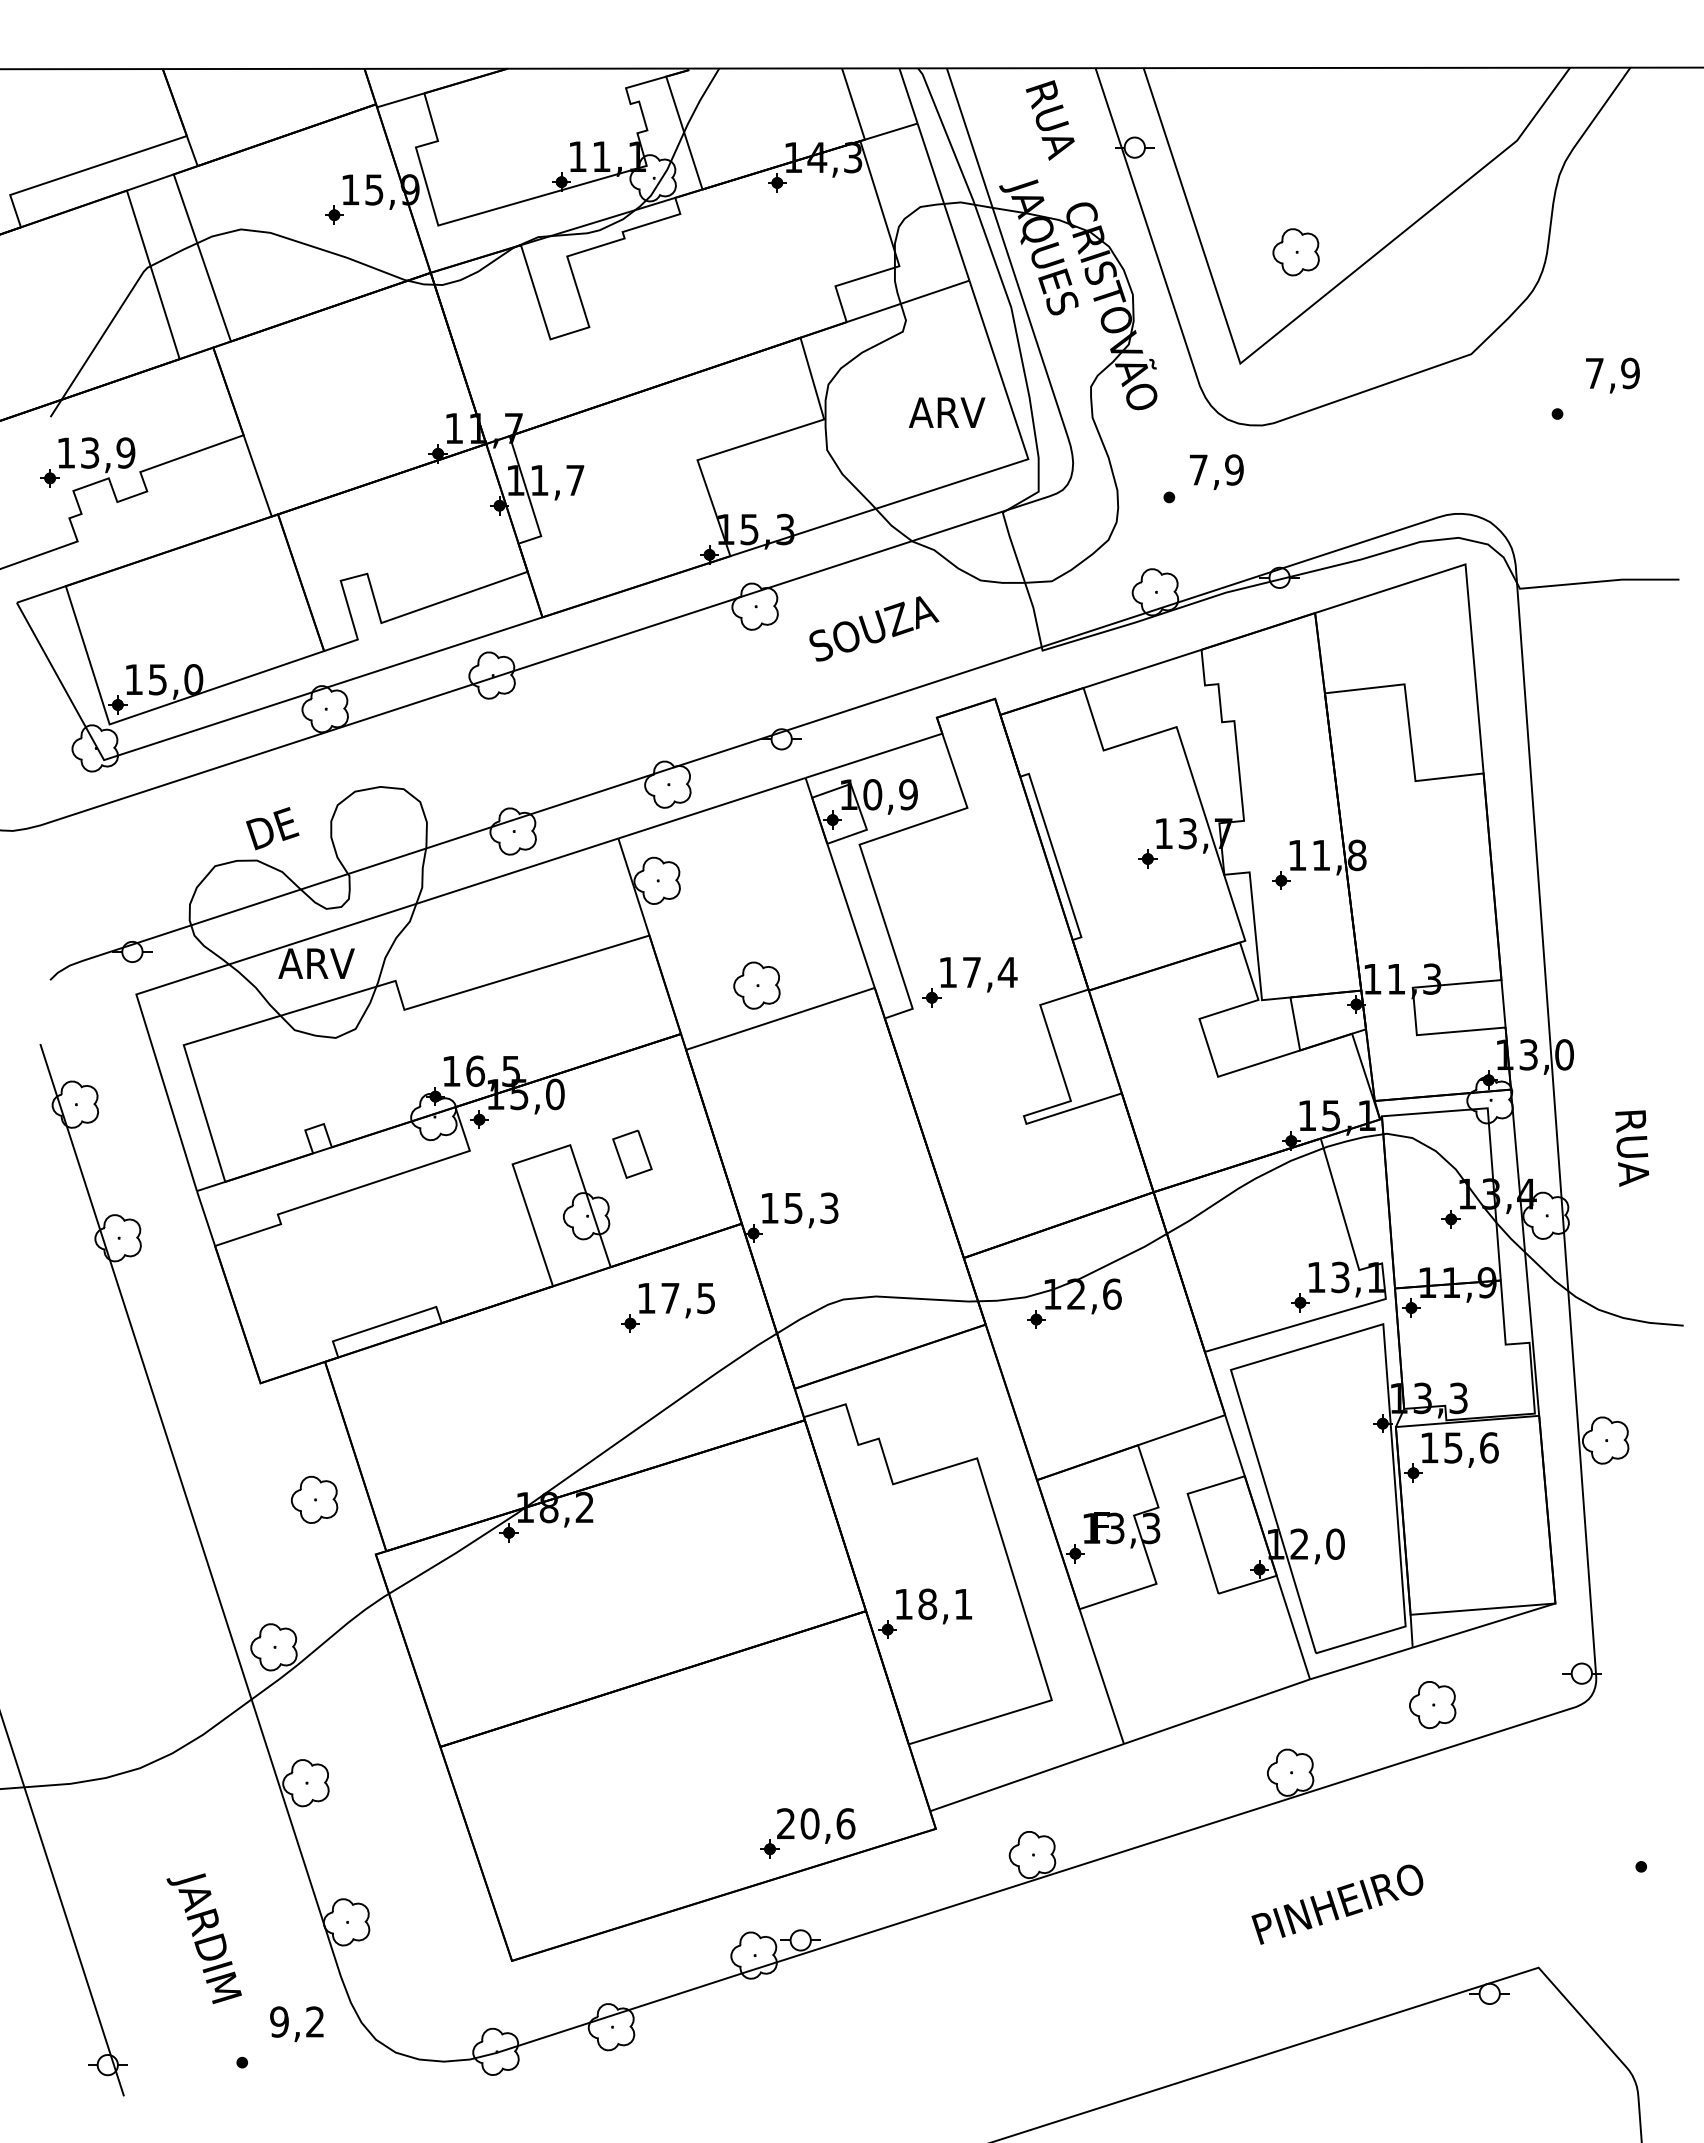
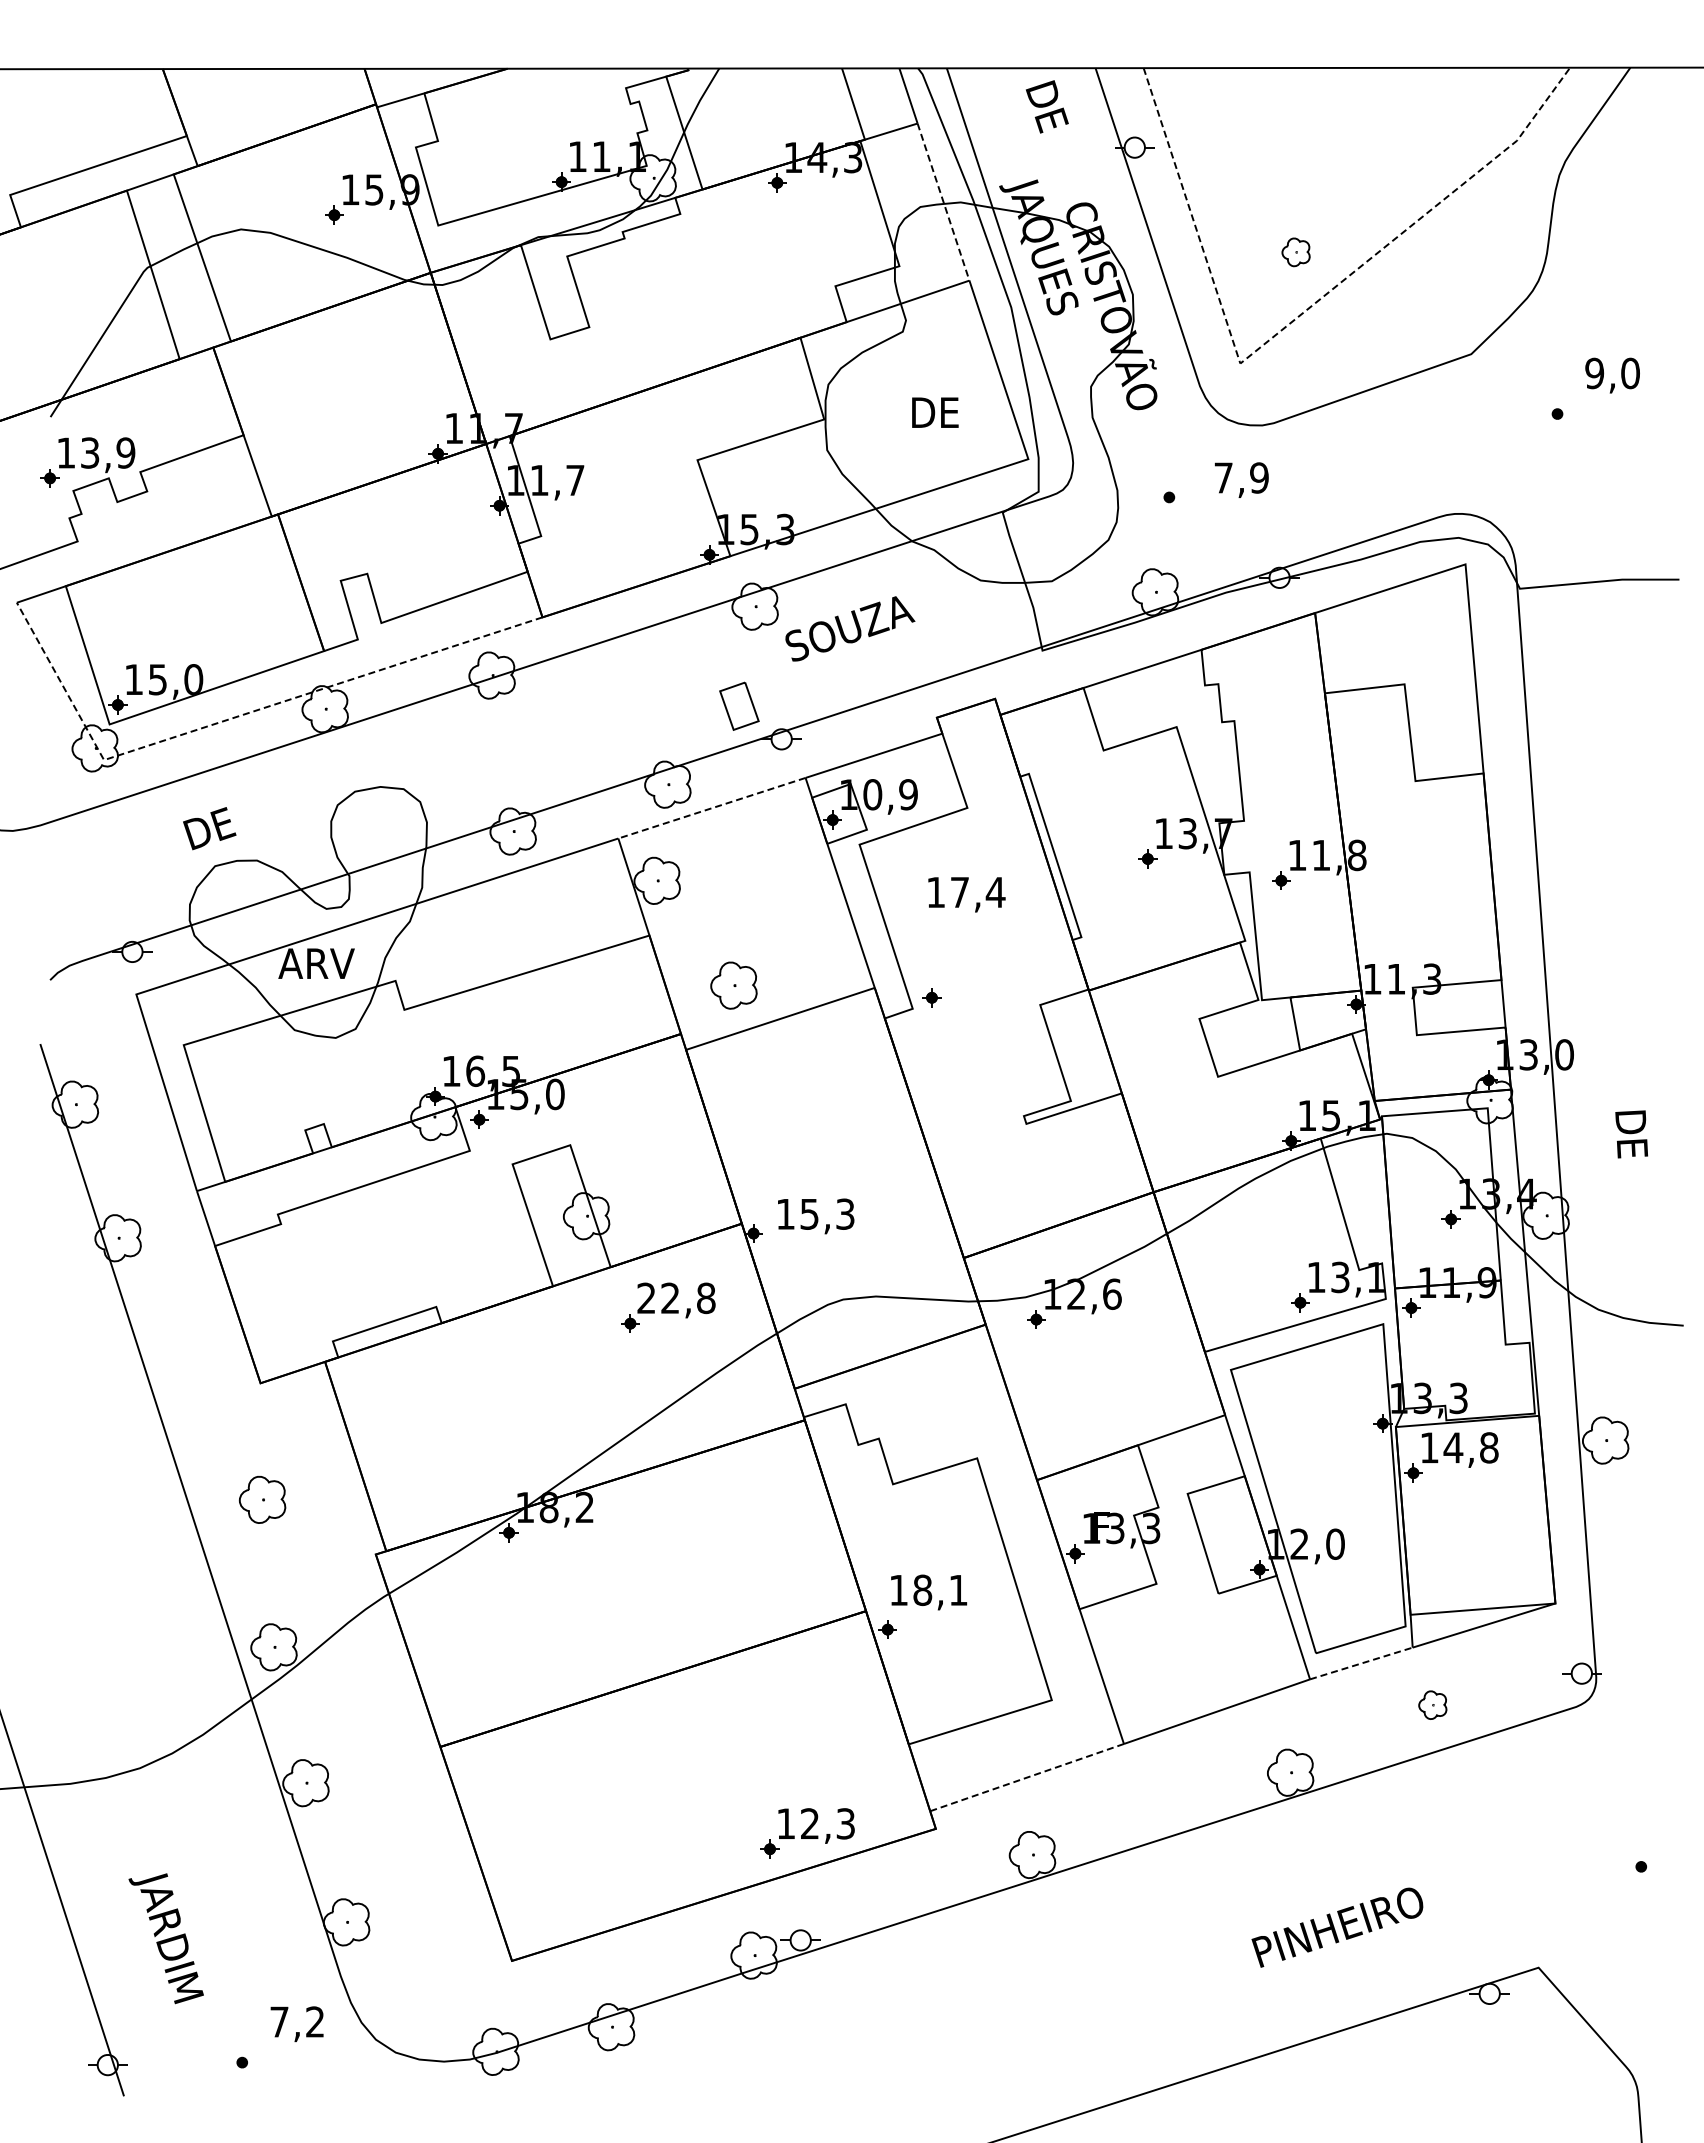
text: RUA -> DE (1050, 124)
line: solid -> dashed (943, 202)
part size: 48x49 px -> 30x31 px (1295, 252)
line: solid -> dashed (1293, 321)
text: 7,9 -> 9,0 (1612, 373)
text: ARV -> DE (946, 412)
text position: (1216, 471) -> (1241, 479) (1241, 479)
text position: (874, 628) -> (850, 628) (850, 628)
line: solid -> dashed (236, 716)
line: solid -> dashed (711, 808)
text position: (272, 828) -> (209, 828) (209, 828)
text position: (978, 974) -> (966, 894) (966, 894)
part position: (756, 985) -> (733, 985) (733, 985)
text: RUA -> DE (1632, 1150)
part position: (632, 1153) -> (739, 705) (739, 705)
text position: (800, 1210) -> (816, 1216) (816, 1216)
text: 17,5 -> 22,8 (676, 1298)
text: 15,6 -> 14,8 (1470, 1447)
part position: (314, 1499) -> (262, 1499) (262, 1499)
text position: (934, 1606) -> (929, 1592) (929, 1592)
line: solid -> dashed (1361, 1663)
part size: 48x49 px -> 30x30 px (1432, 1704)
line: solid -> dashed (1027, 1777)
text: 20,6 -> 12,3 (816, 1823)
text position: (1337, 1904) -> (1337, 1927) (1337, 1927)
text position: (203, 1938) -> (165, 1938) (165, 1938)
text: 9,2 -> 7,2 (279, 2021)
